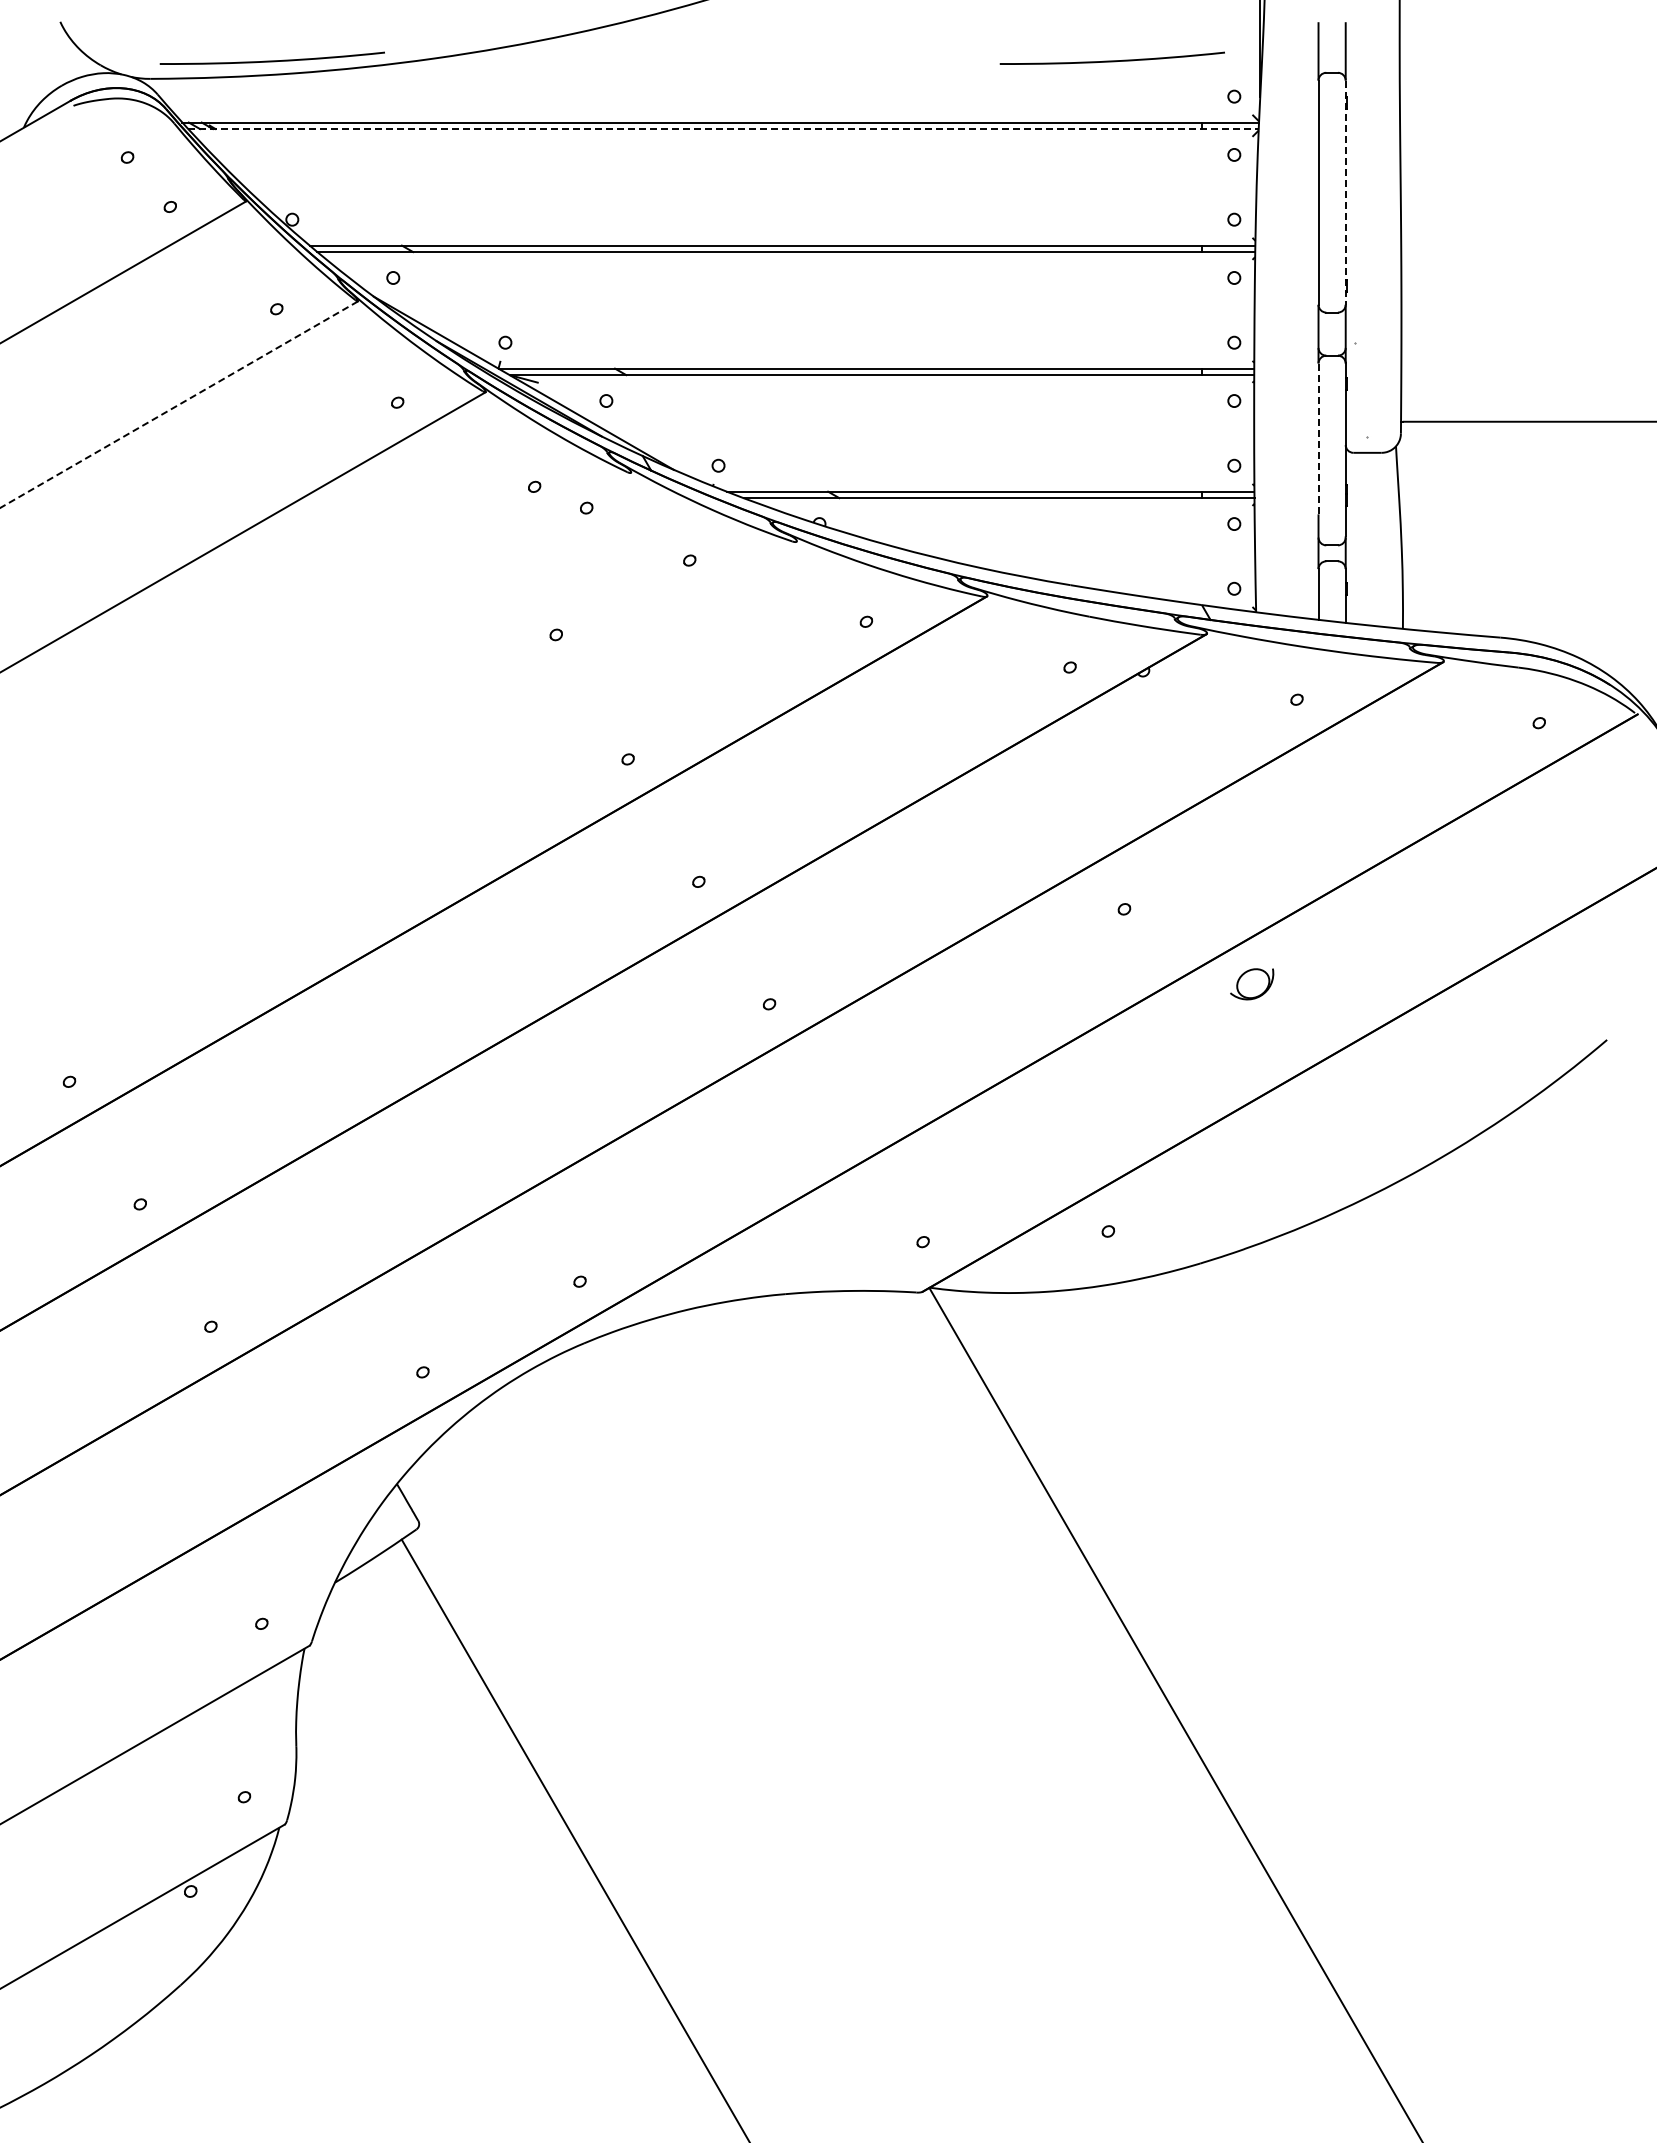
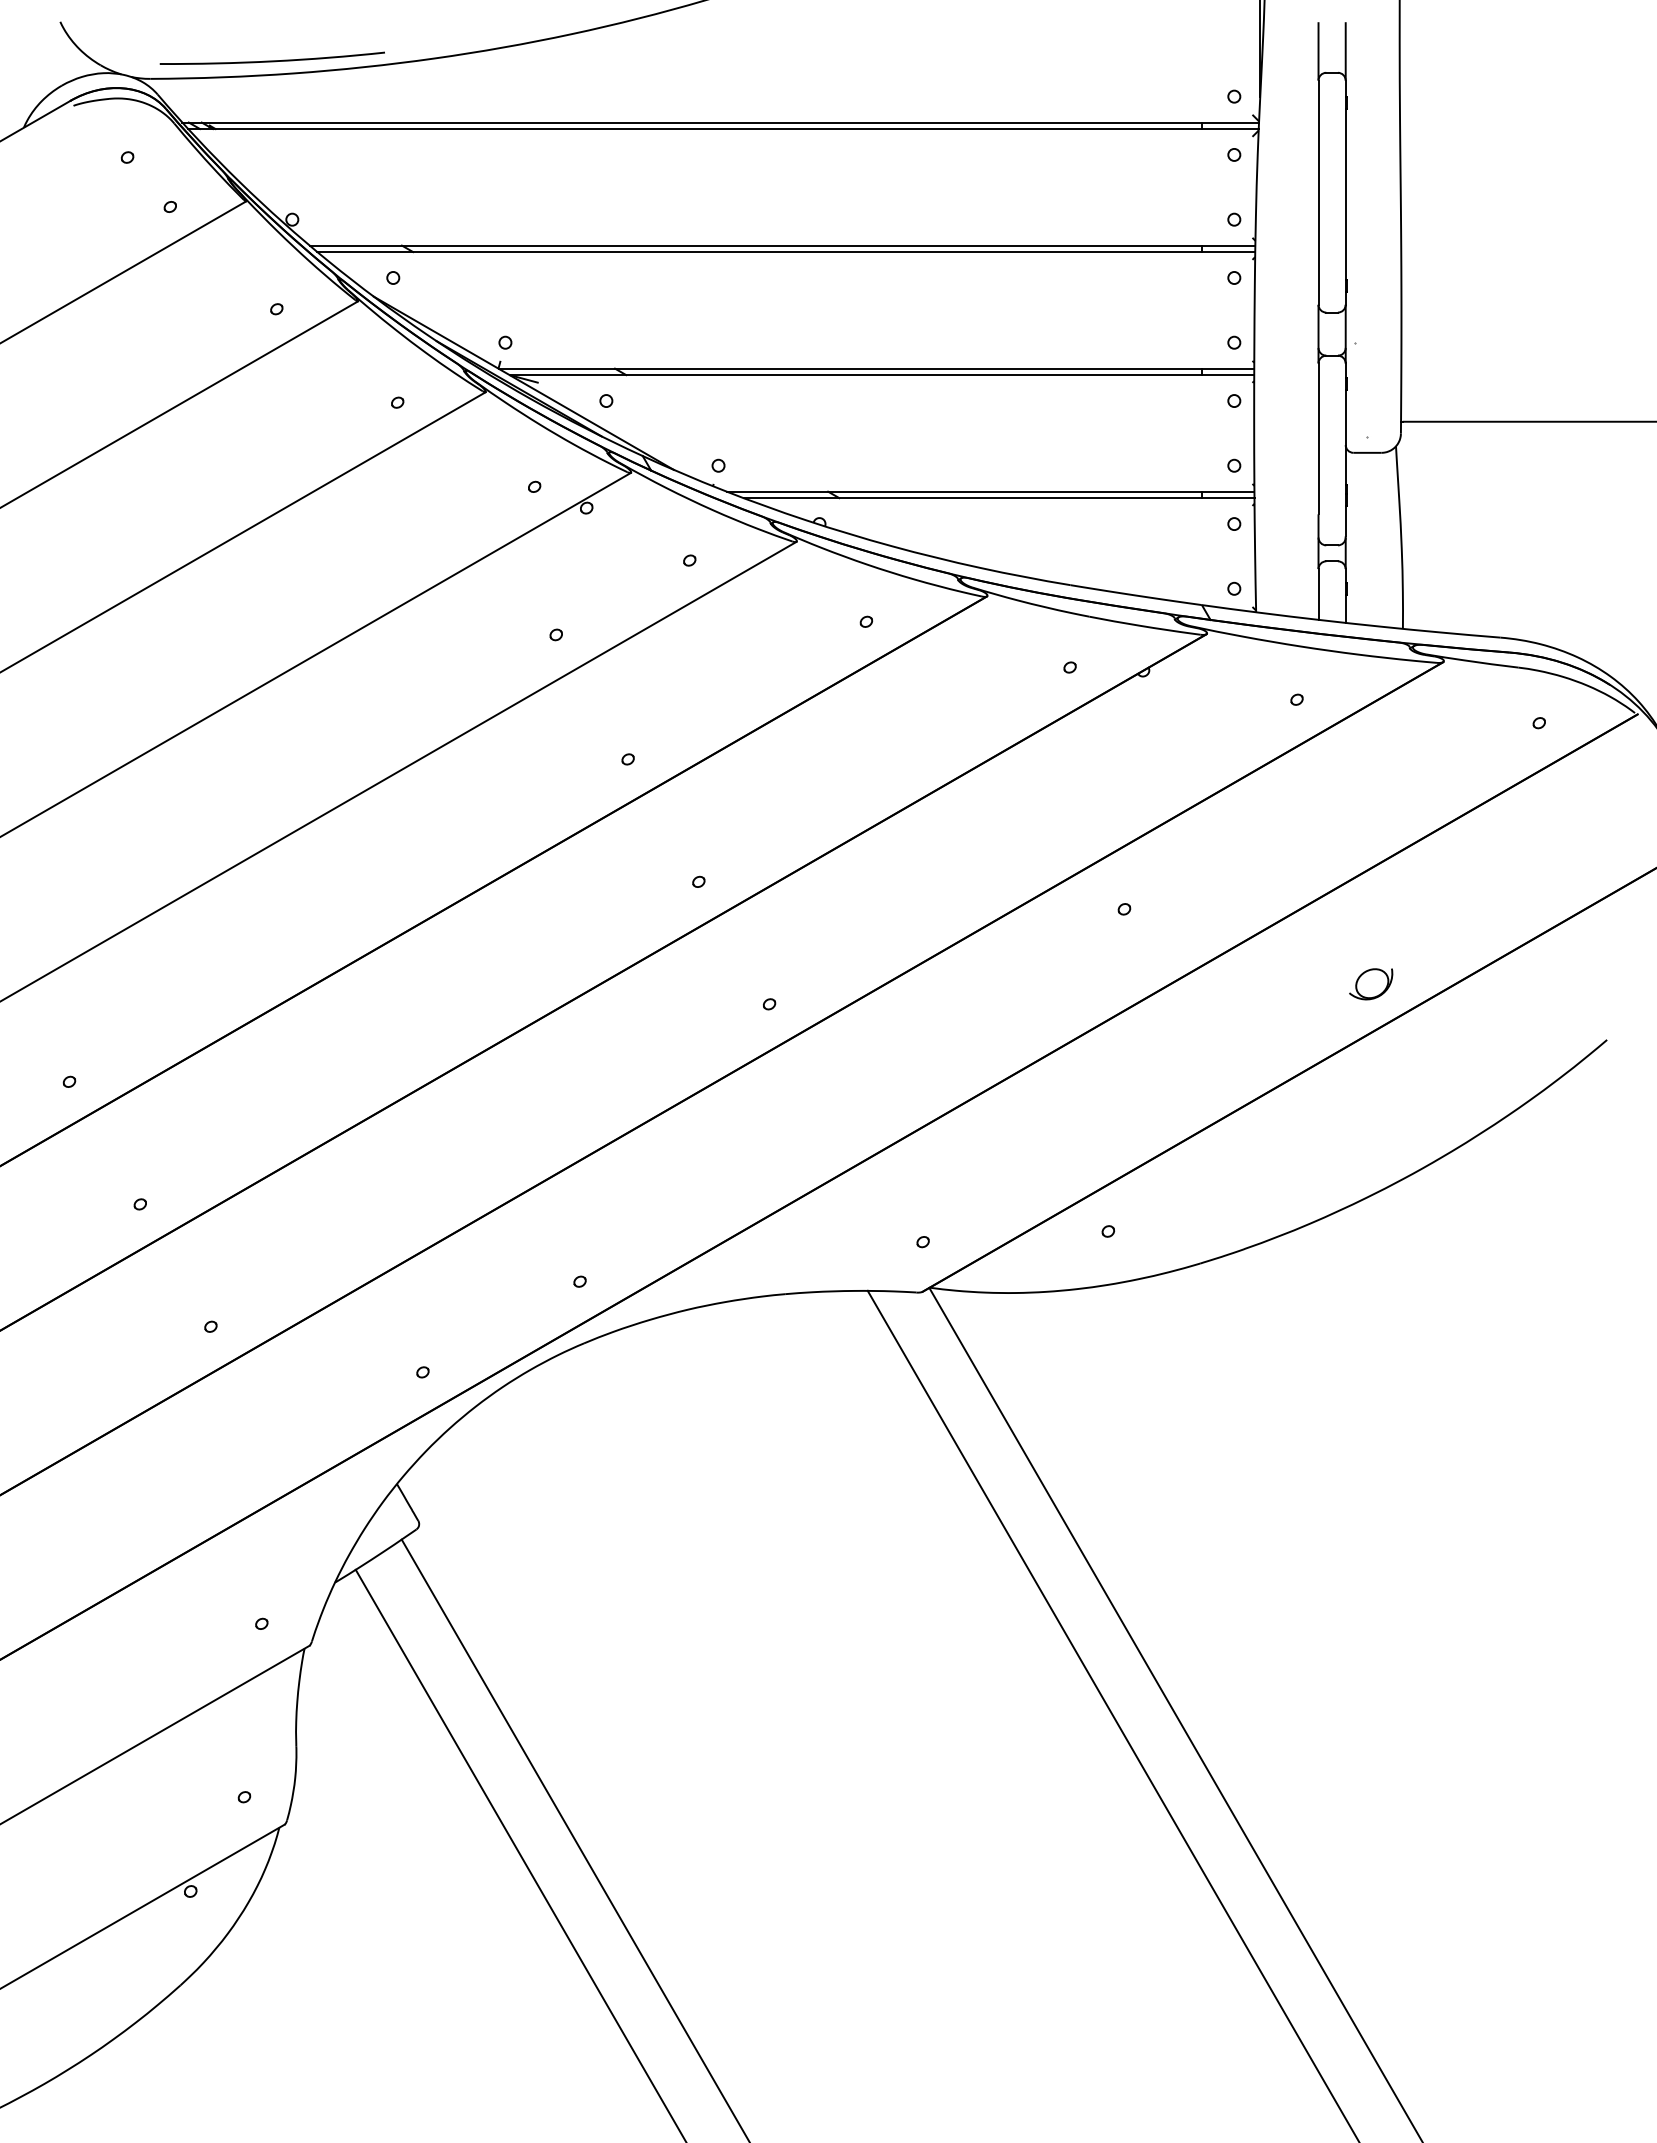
curve: present -> none (1111, 60)
line: dashed -> solid (724, 129)
line: dashed -> solid (1345, 193)
line: dashed -> solid (178, 404)
line: dashed -> solid (1318, 438)
line: none -> present (316, 654)
line: none -> present (399, 770)
part position: (1252, 984) -> (1371, 984) (1371, 984)
line: none -> present (1112, 1714)
line: none -> present (519, 1854)
